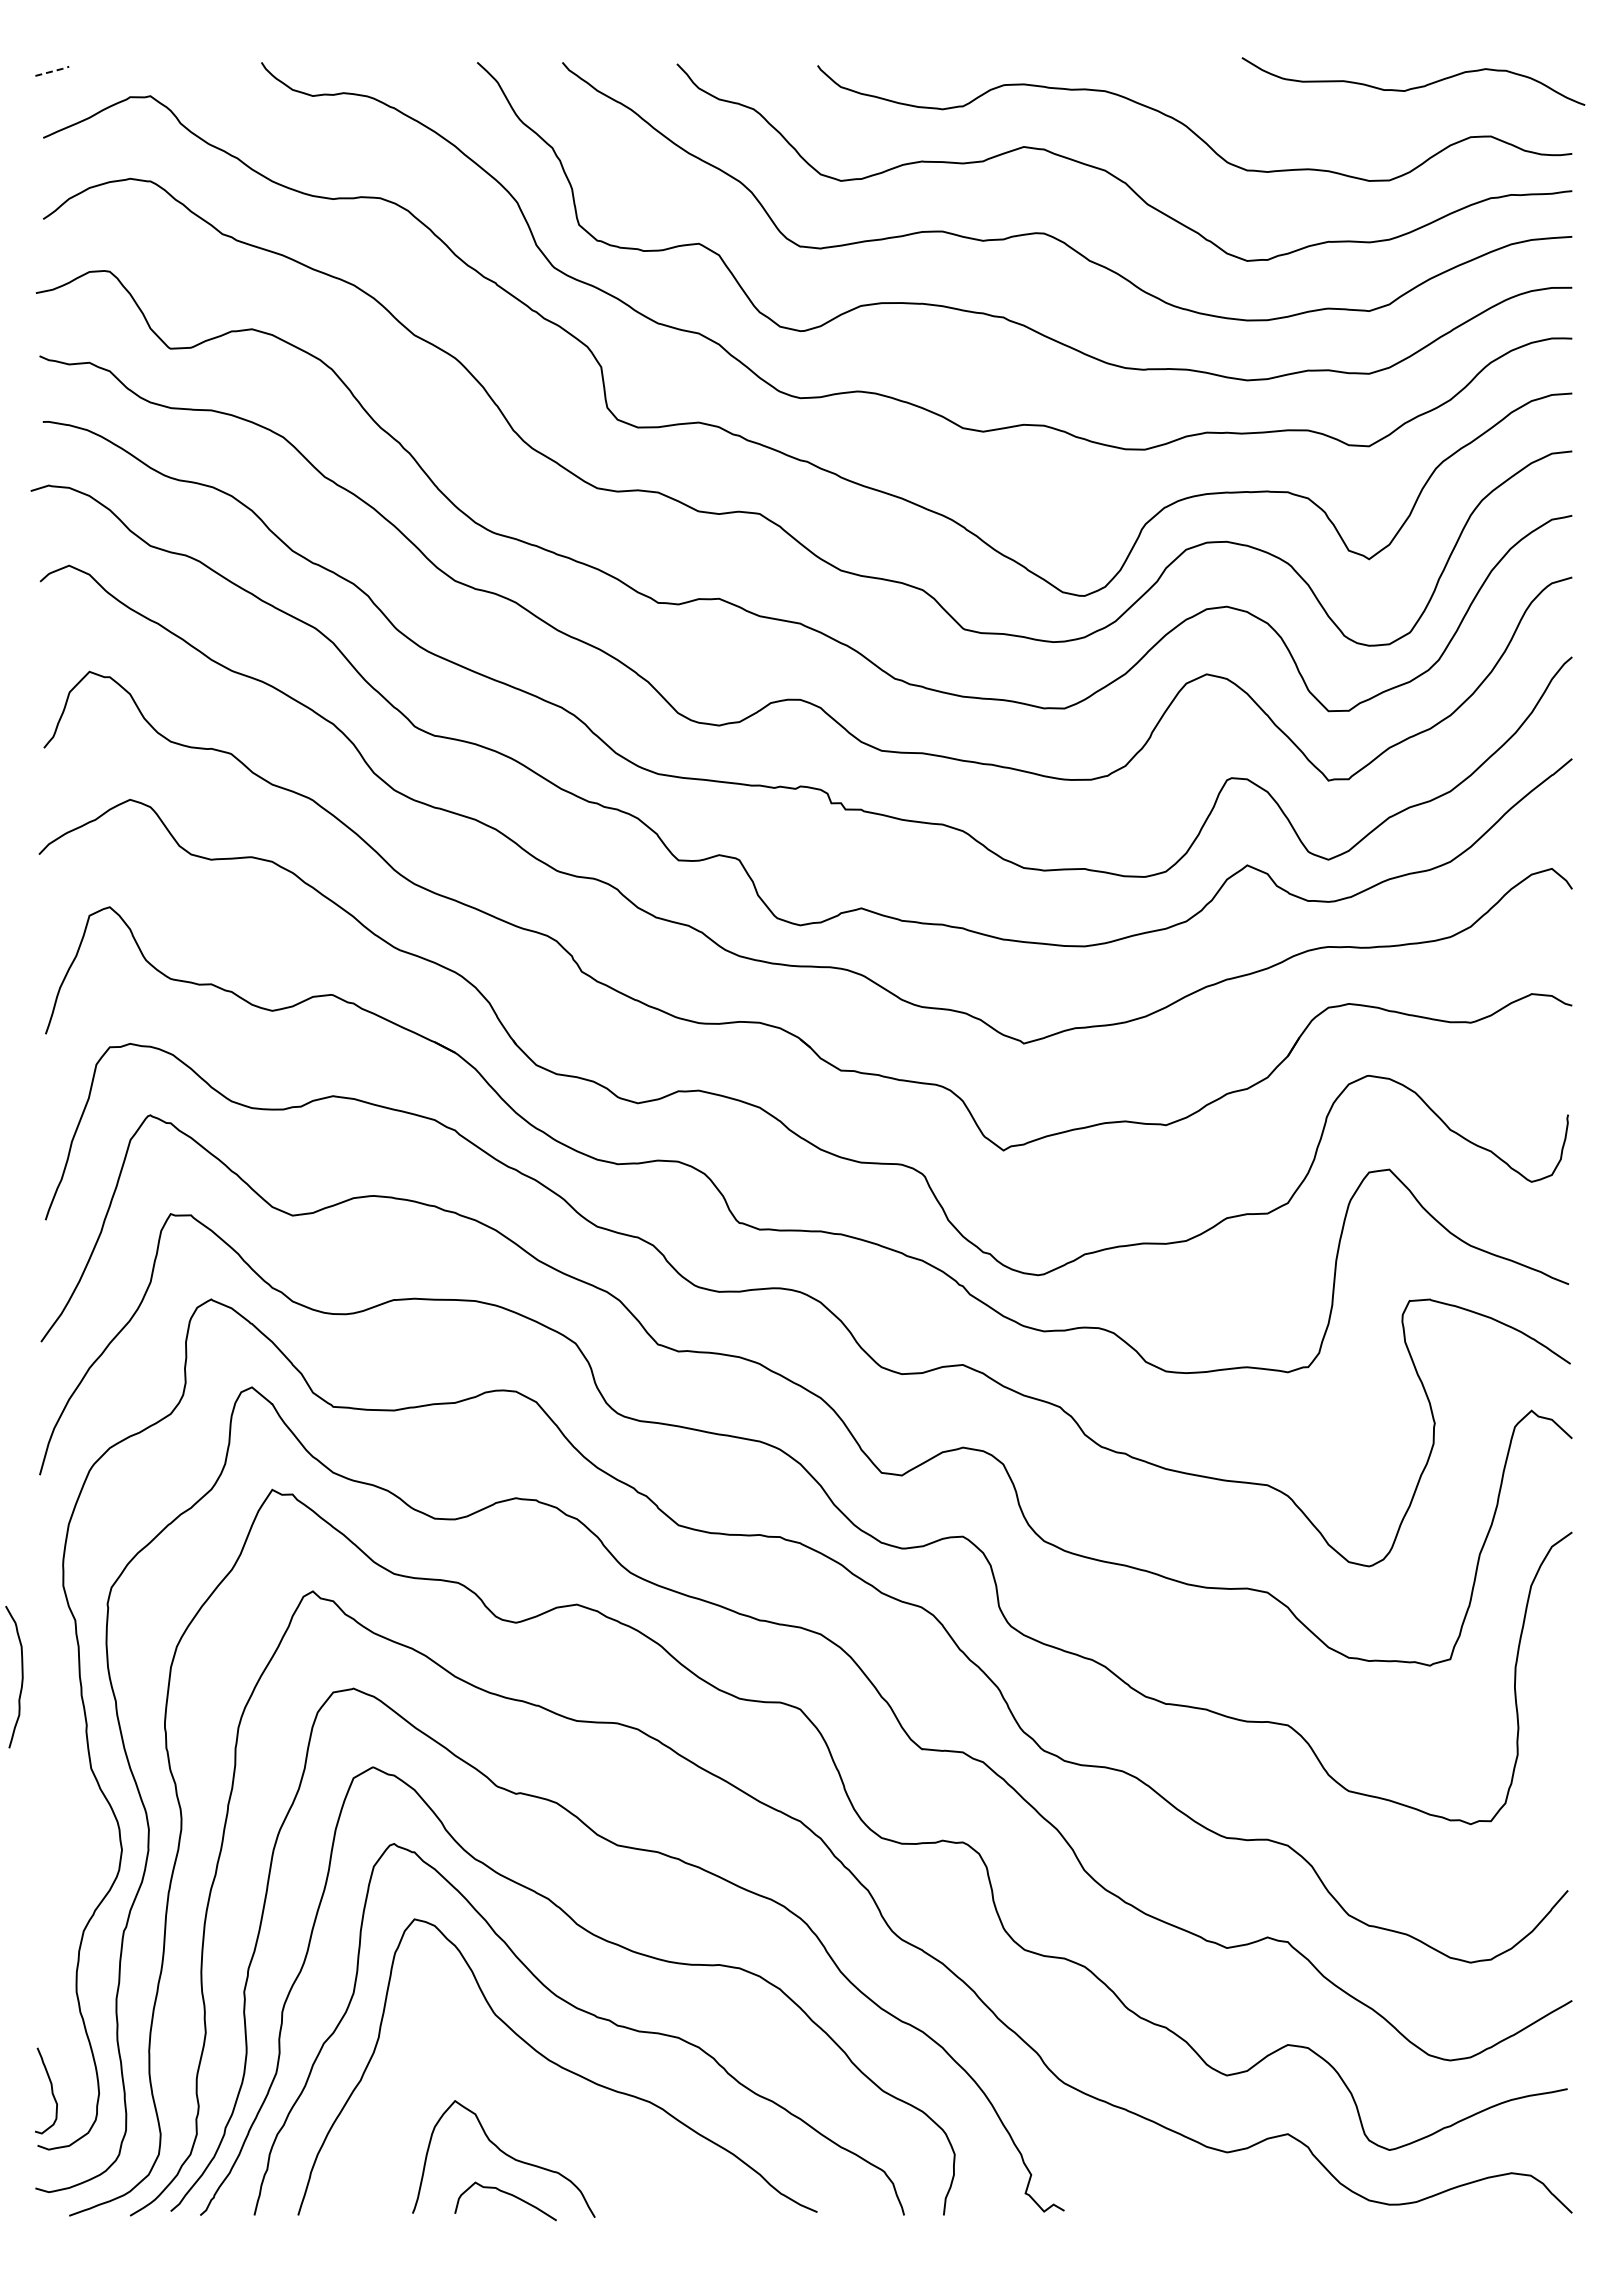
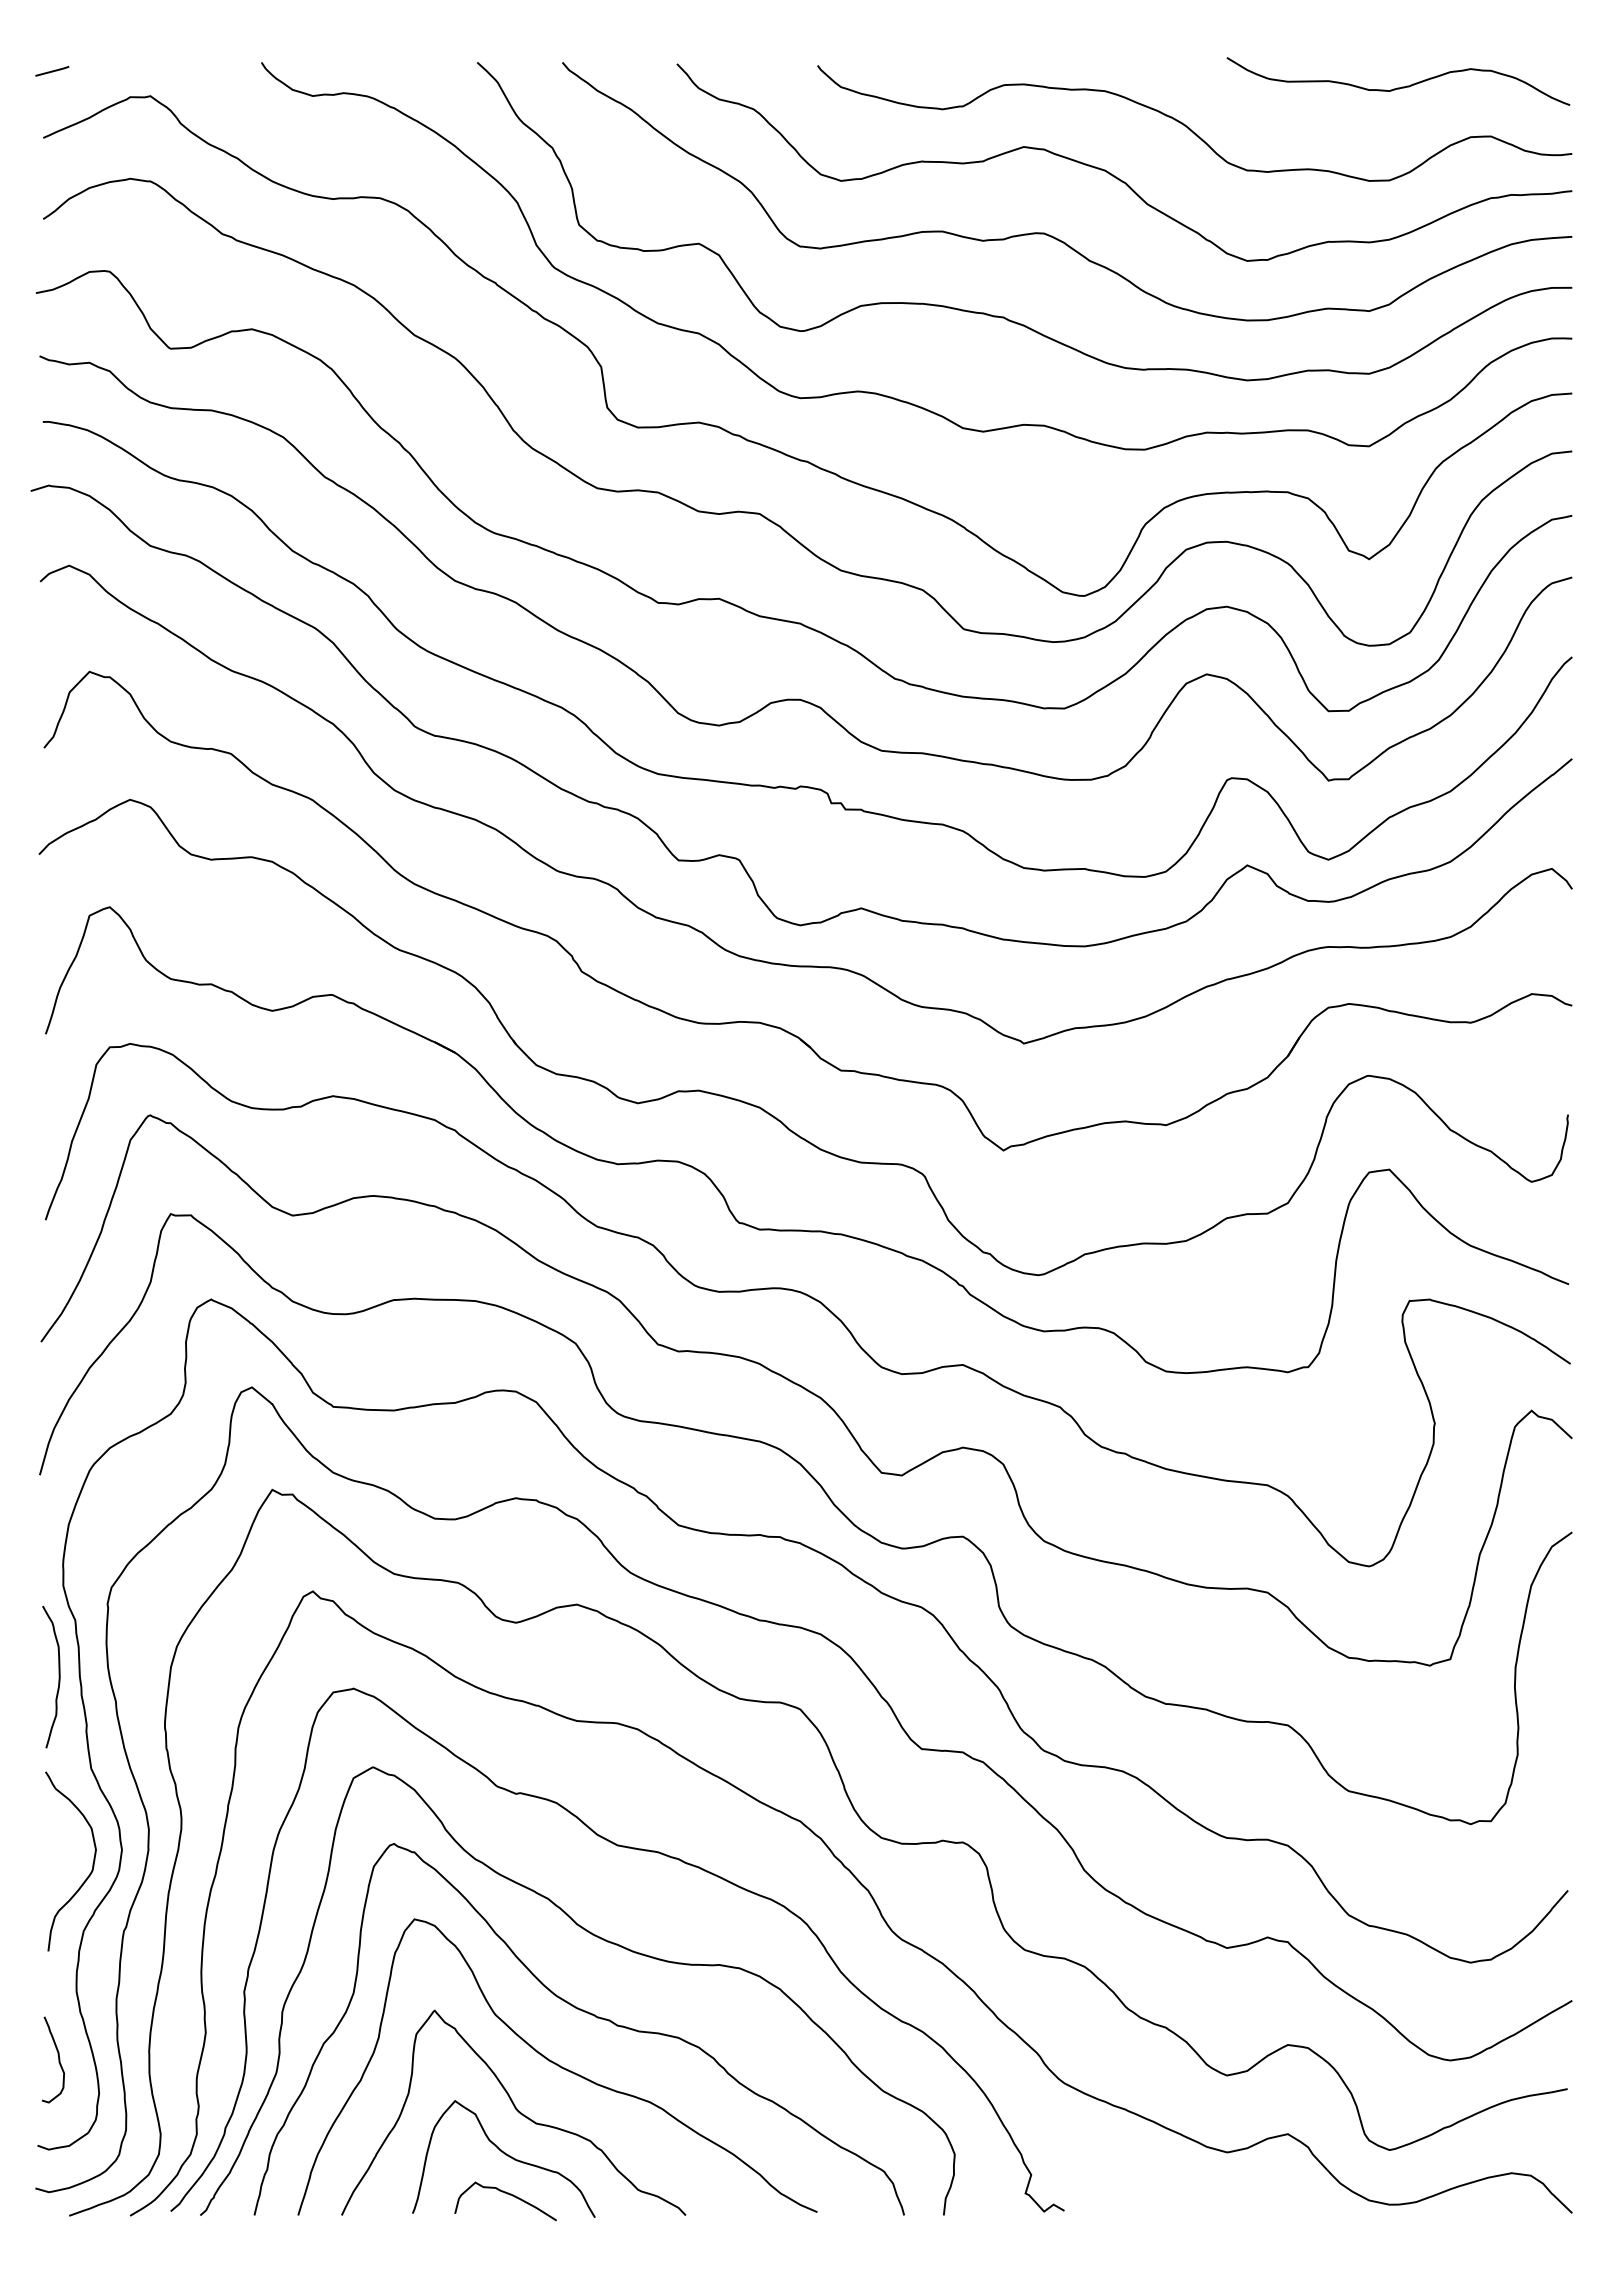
line: dashed -> solid (53, 71)
curve position: (1413, 87) -> (1398, 87) (1398, 87)
curve position: (21, 1676) -> (58, 1676) (58, 1676)
curve: none -> present (92, 1863)
curve position: (51, 2090) -> (58, 2059) (58, 2059)
curve: none -> present (515, 2109)
